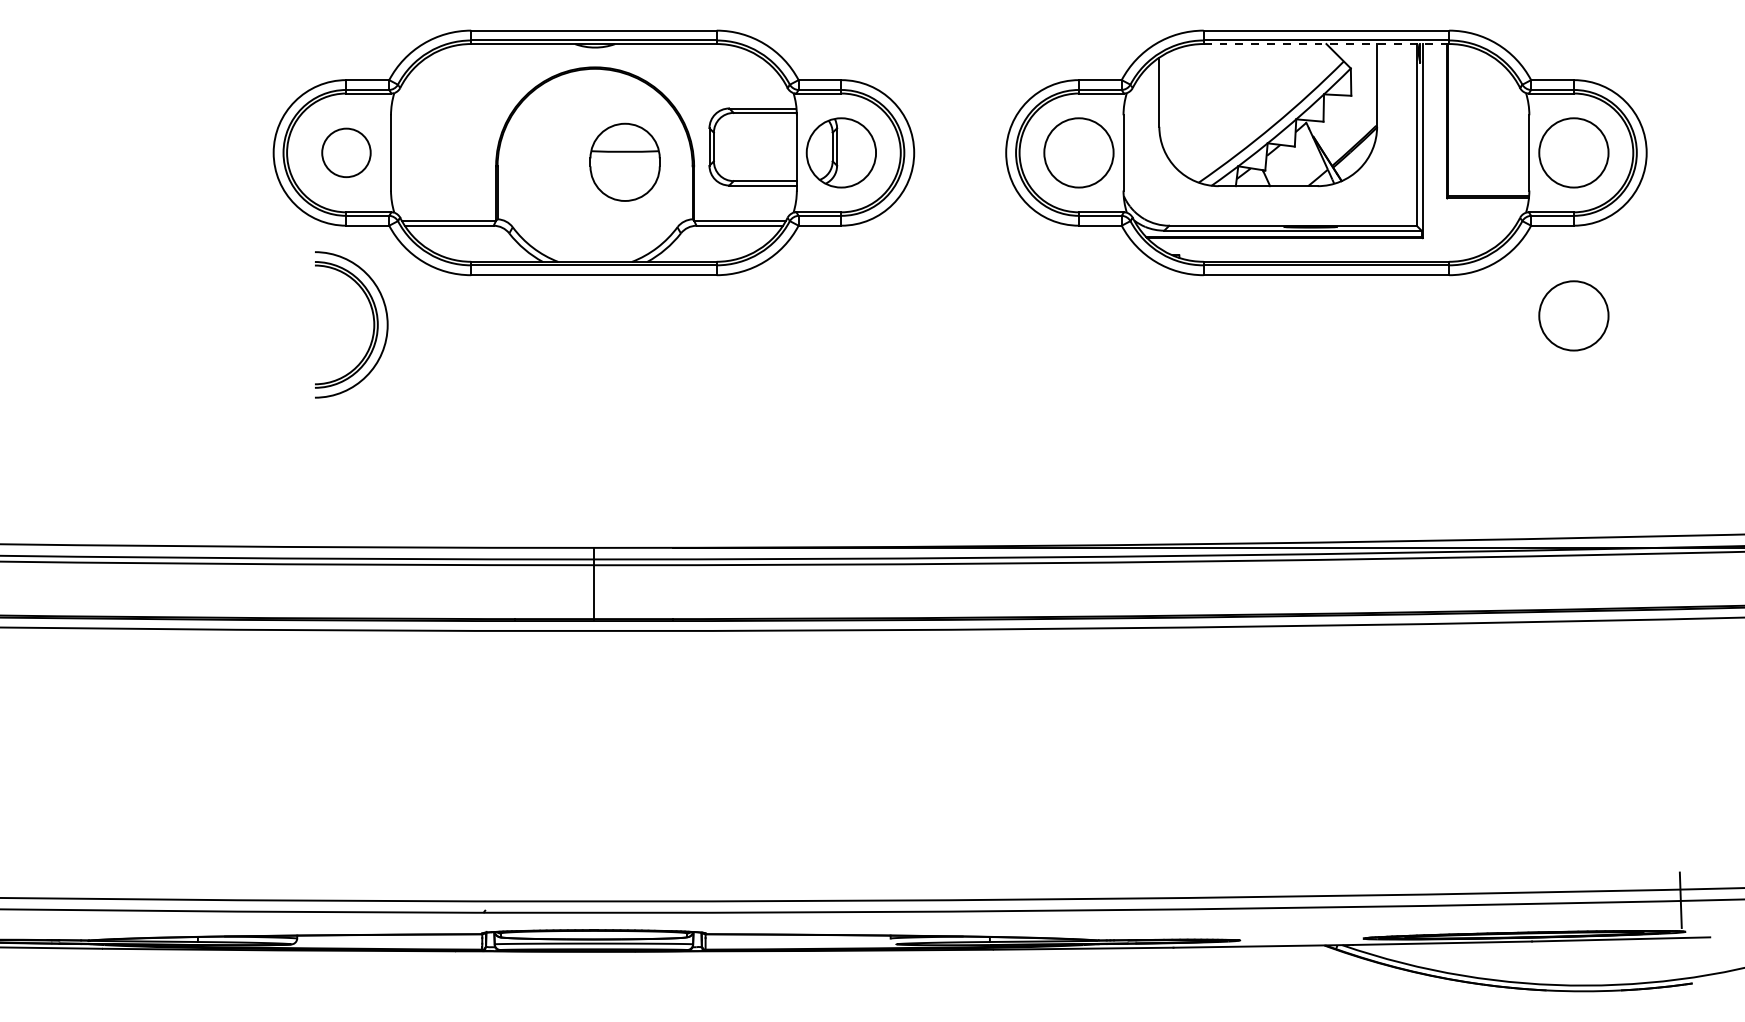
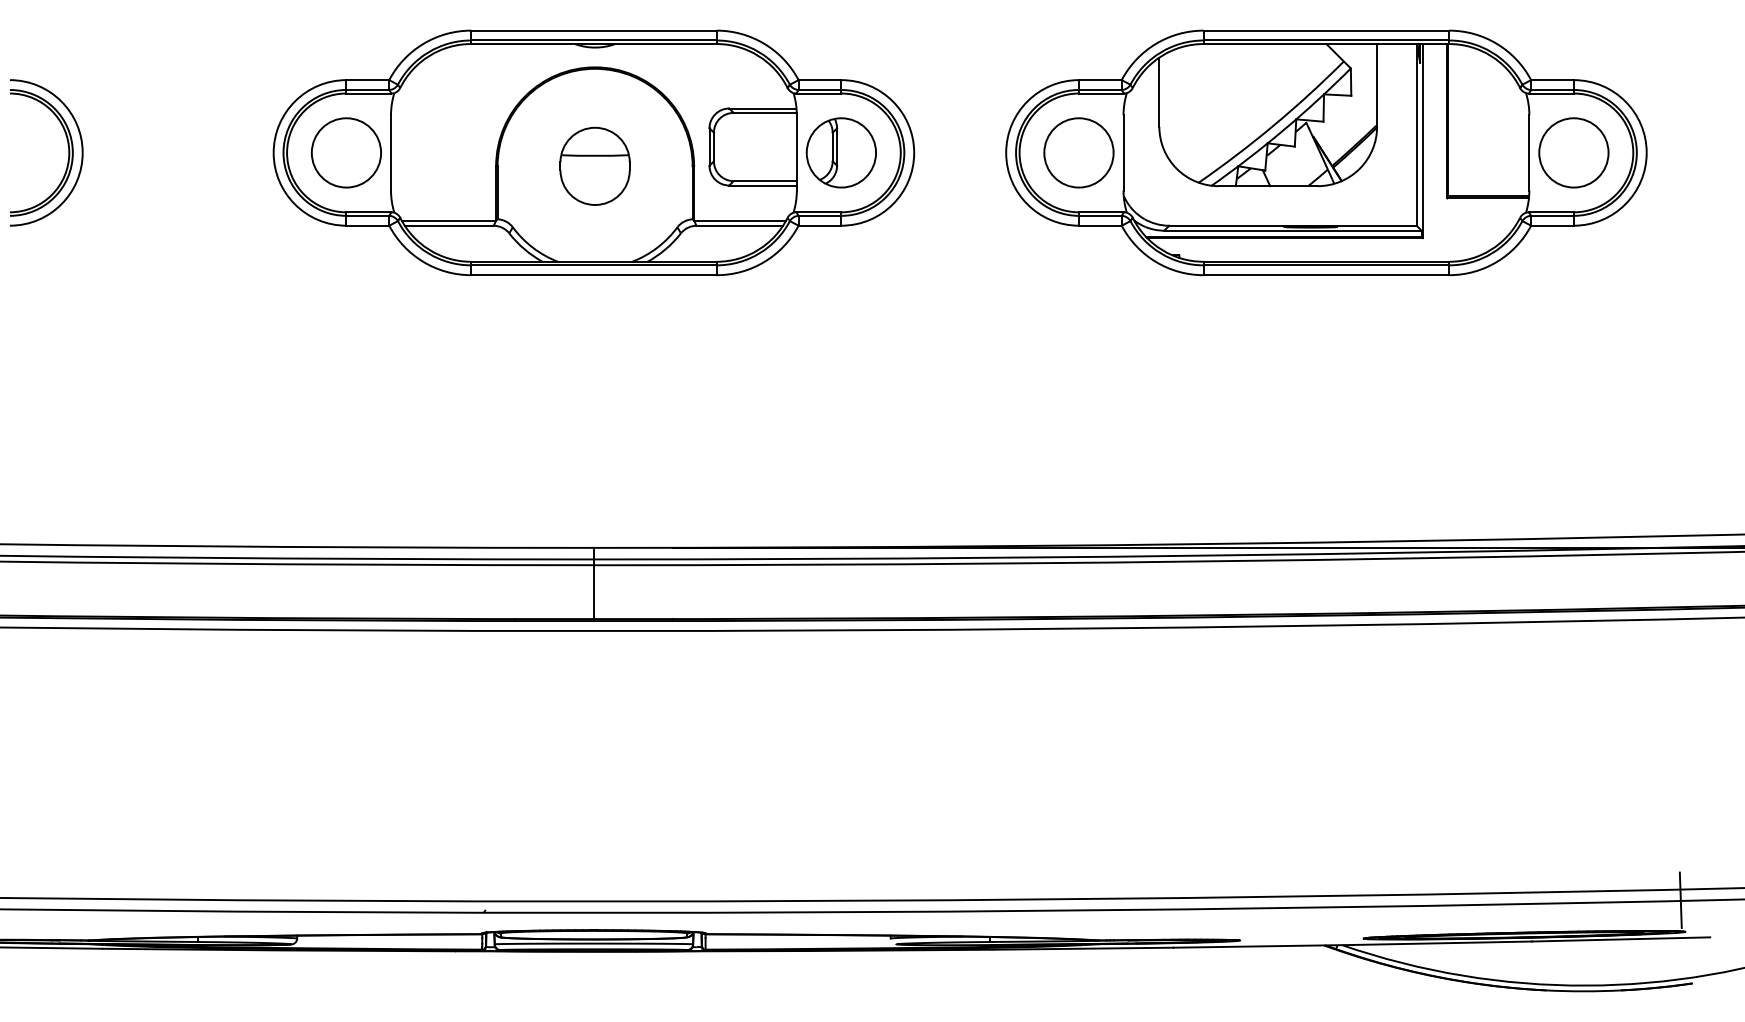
line: dashed -> solid (1326, 44)
circle diameter: 49 px -> 69 px (346, 152)
part position: (624, 161) -> (594, 165) (594, 165)
circle: present -> none (1573, 315)
part position: (373, 324) -> (68, 152) (68, 152)
